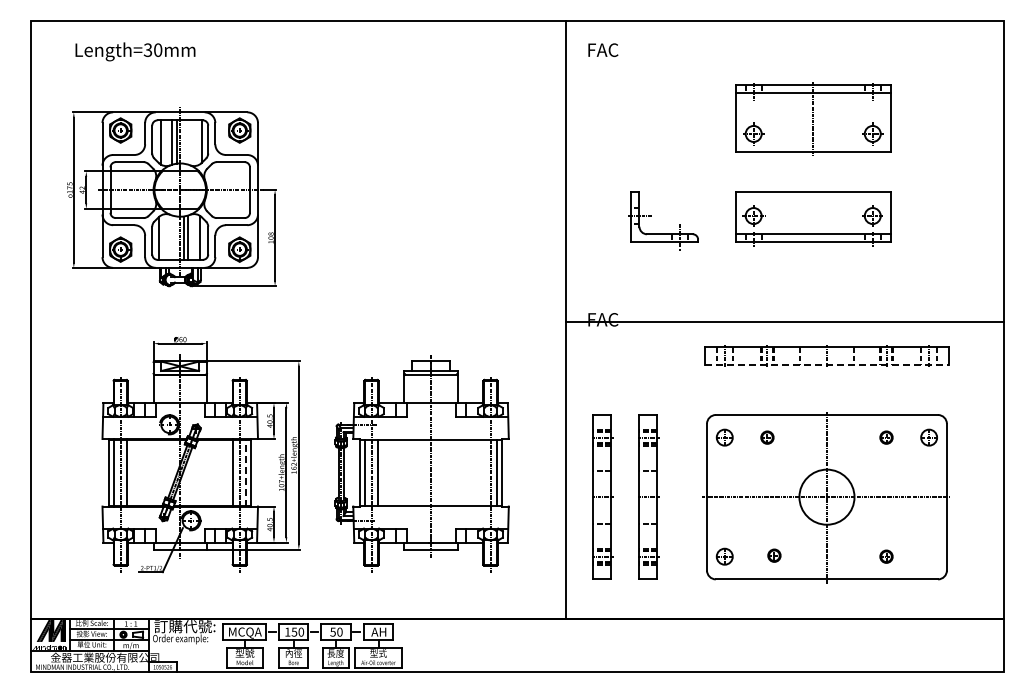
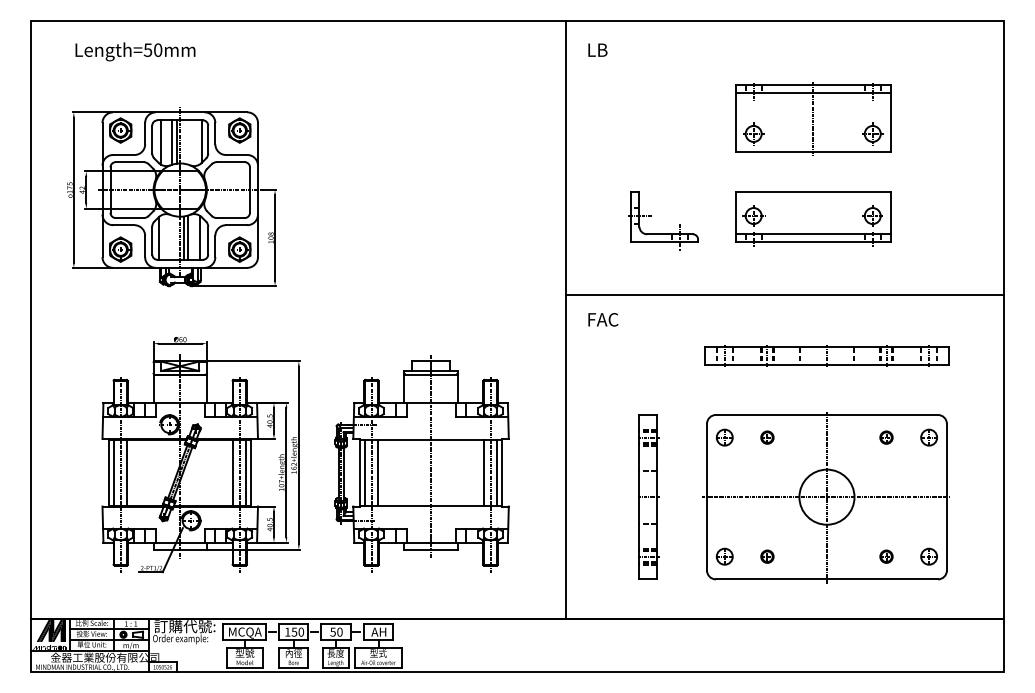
text: Length=30mm -> Length=50mm (148, 49)
text: FAC -> LB (604, 50)
line position: (784, 322) -> (784, 295) (784, 295)
line: dashed -> solid (827, 365)
line: dashed -> solid (246, 472)
line: none -> present (483, 472)
part: present -> none (602, 496)
part position: (774, 555) -> (767, 556) (767, 556)
part: none -> present (928, 556)
